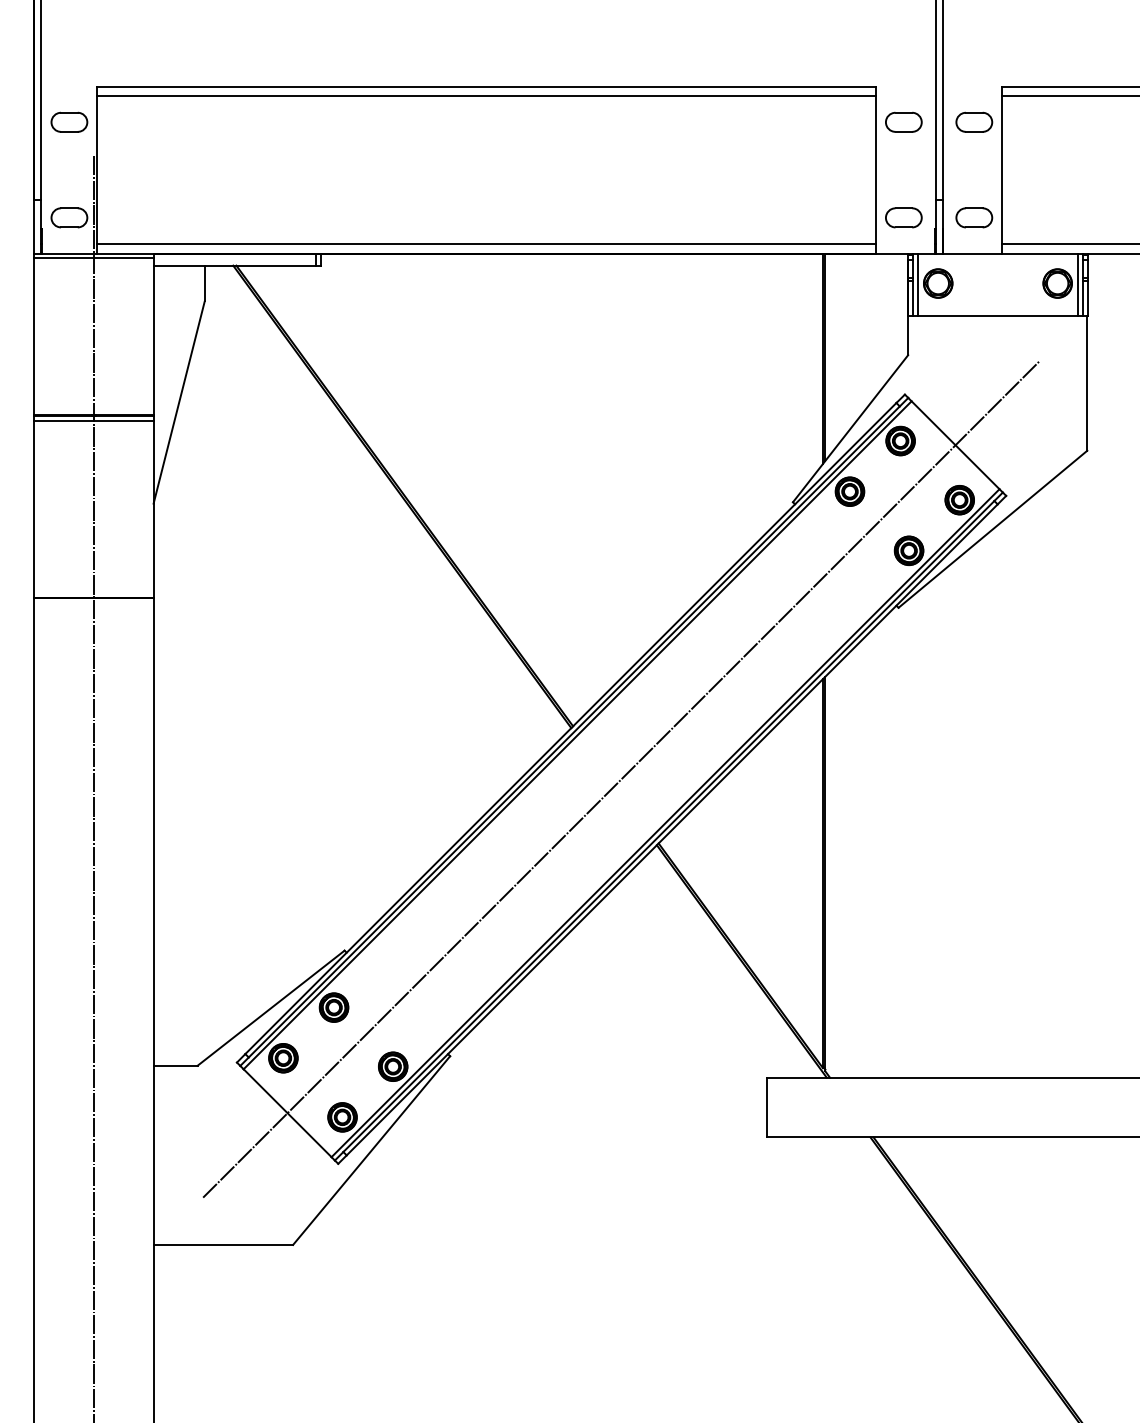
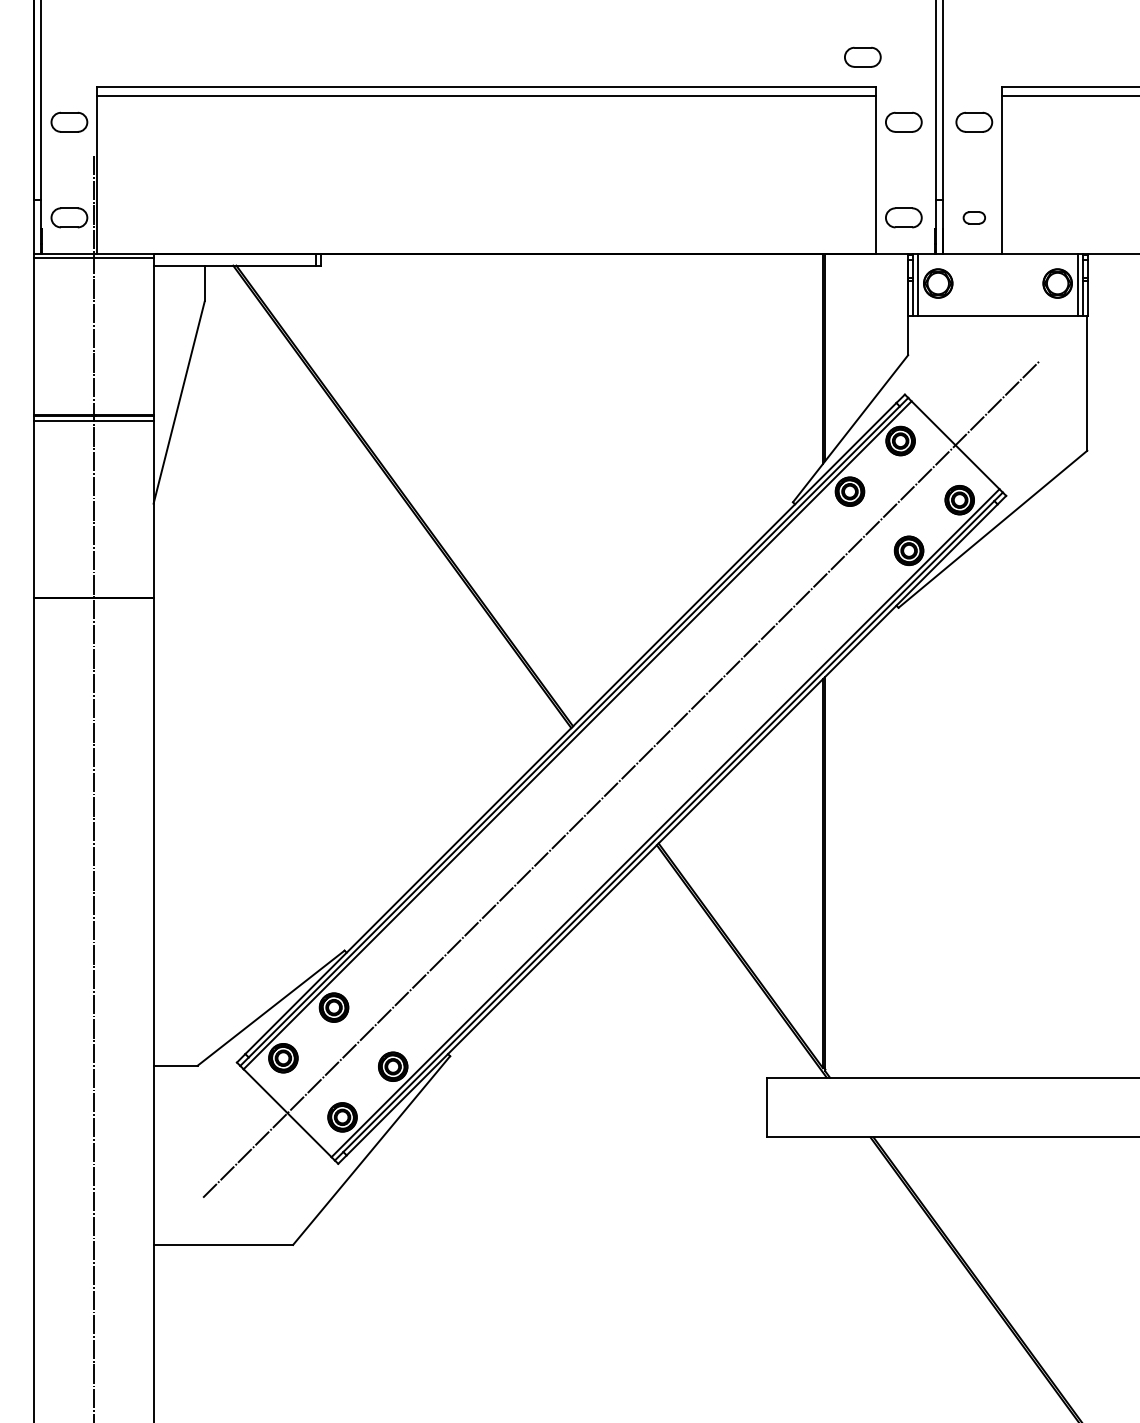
part: none -> present (862, 56)
part size: 39x22 px -> 24x14 px (973, 217)
line: present -> none (486, 244)
line: present -> none (1069, 244)
